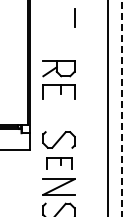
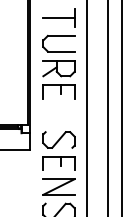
line: none -> present (58, 18)
part: none -> present (58, 36)
line: none -> present (86, 107)
line: dashed -> solid (121, 108)
part size: 27x13 px -> 34x15 px (58, 163)
